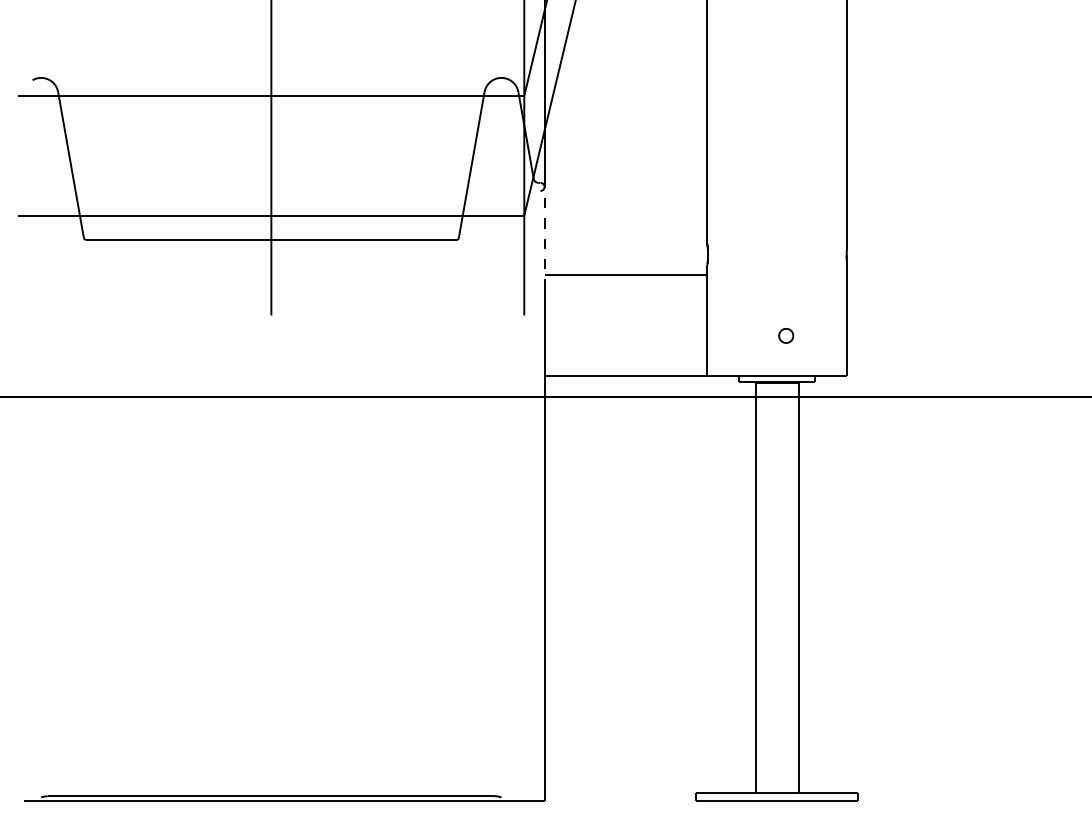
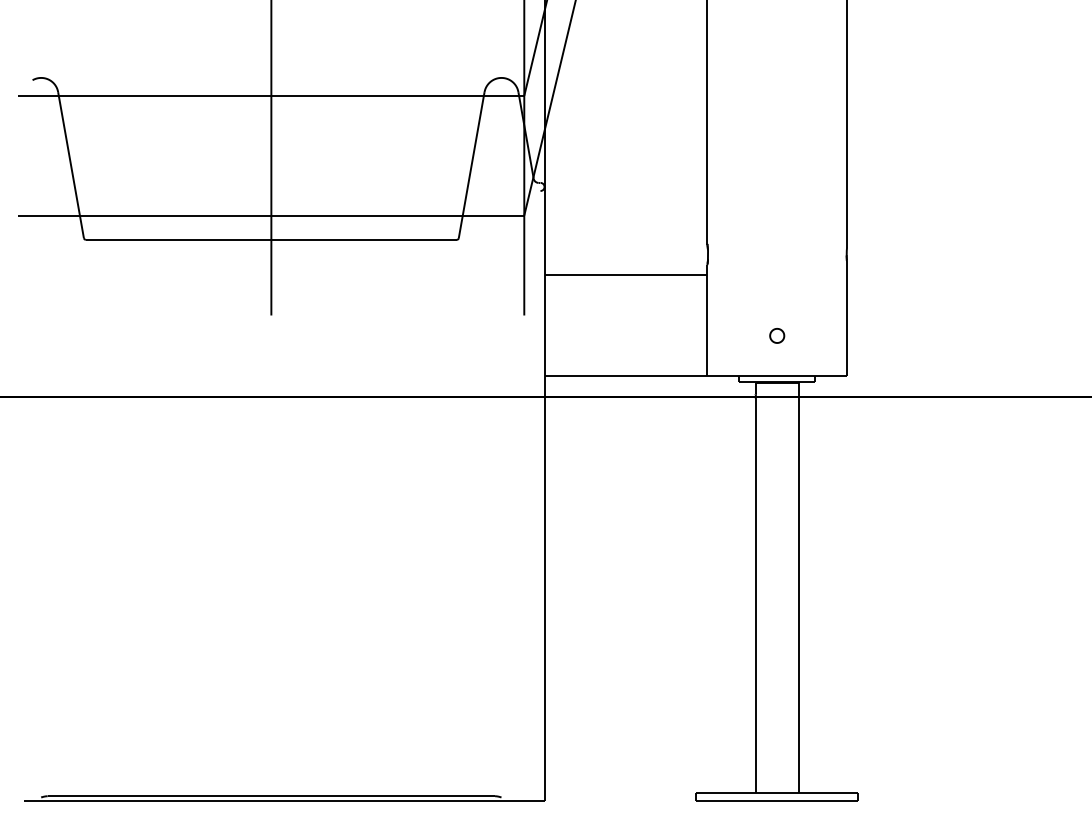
line: dashed -> solid (544, 237)
part position: (786, 335) -> (777, 335) (777, 335)
